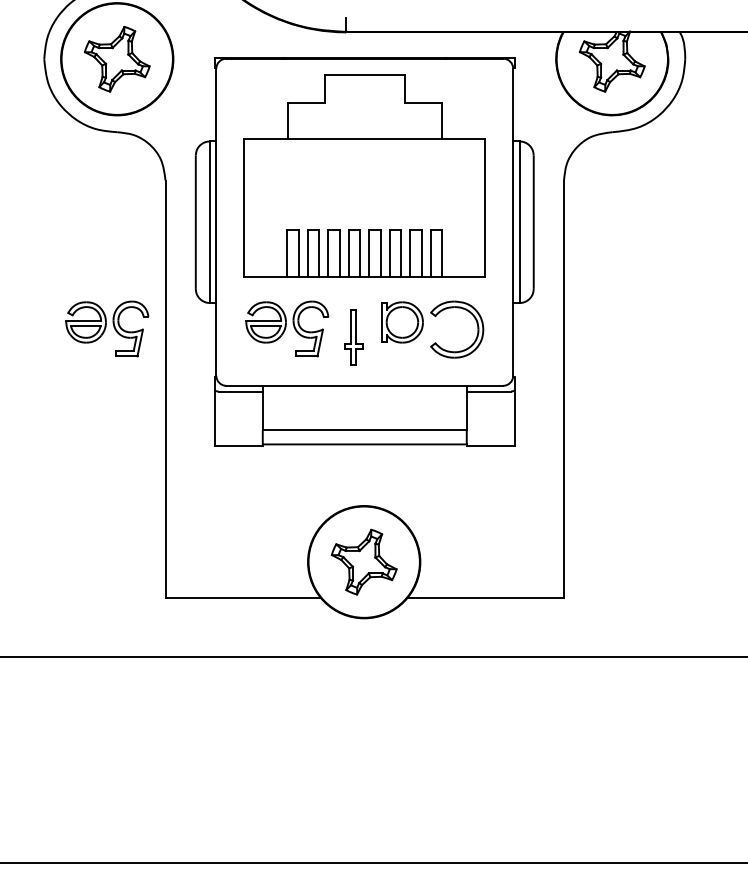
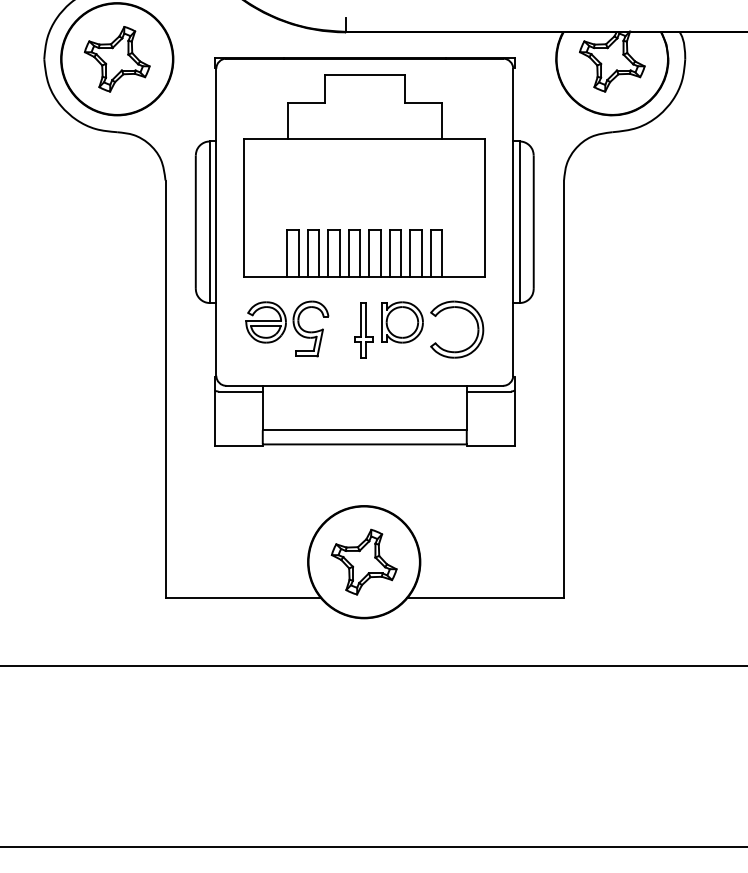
part: present -> none (107, 328)
part position: (353, 337) -> (363, 330) (363, 330)
line position: (373, 657) -> (373, 666) (373, 666)
line position: (373, 862) -> (373, 846) (373, 846)
